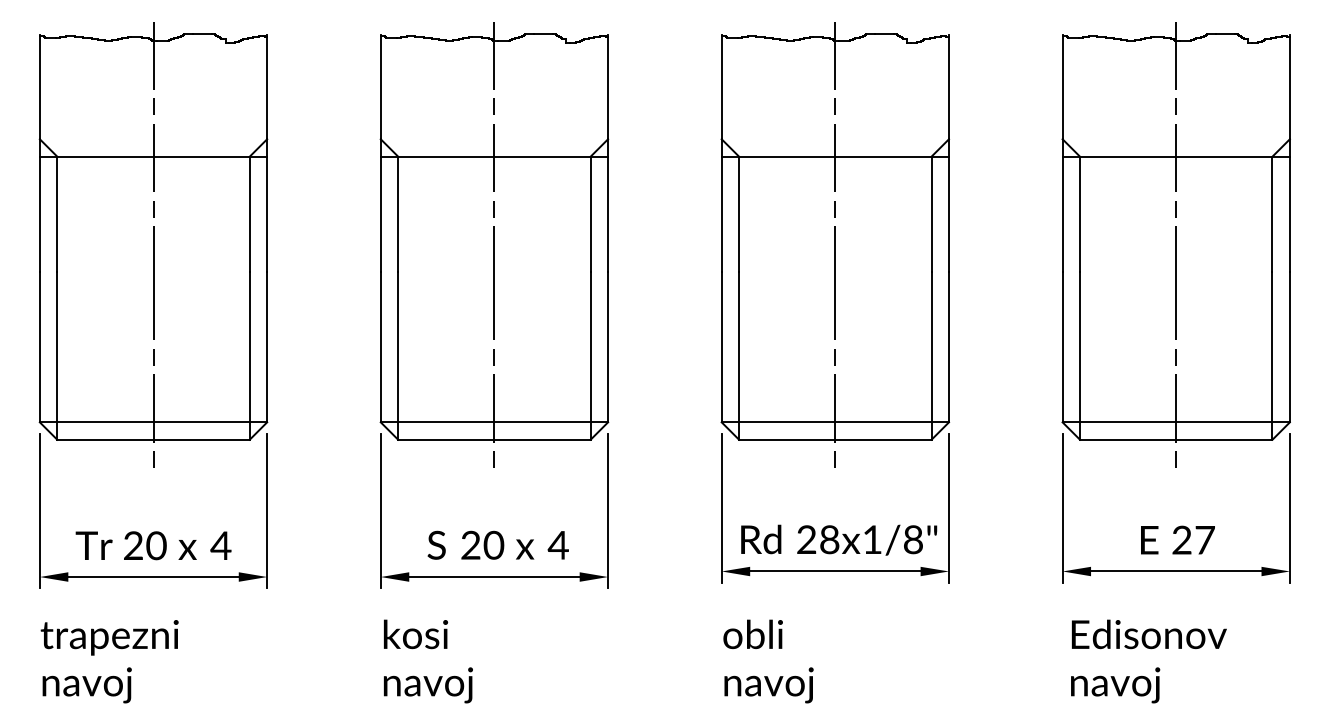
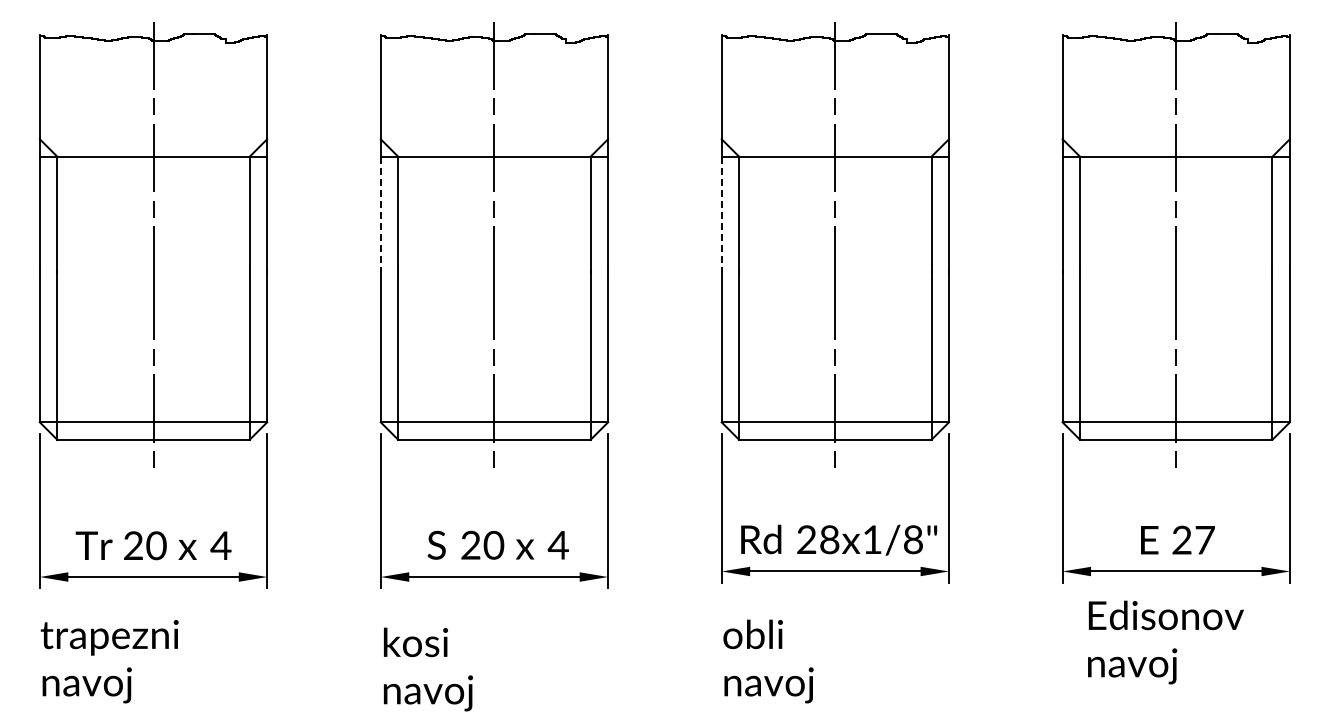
line: solid -> dashed (380, 214)
line: solid -> dashed (721, 214)
text position: (428, 661) -> (428, 669) (428, 669)
text position: (1148, 661) -> (1165, 642) (1165, 642)
